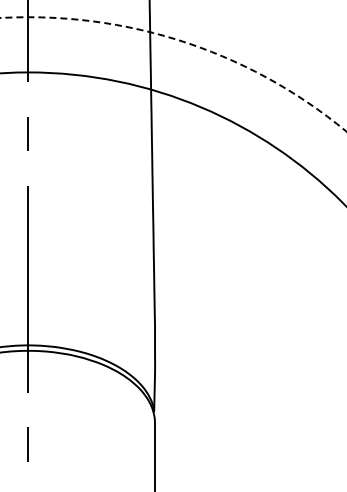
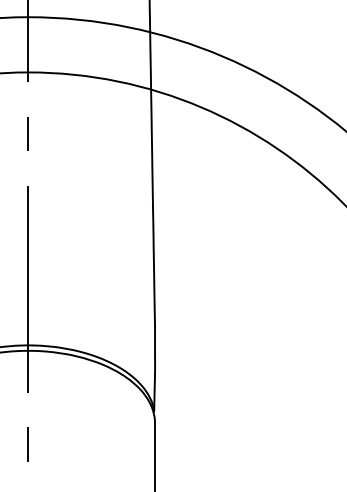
circle: dashed -> solid (173, 74)
